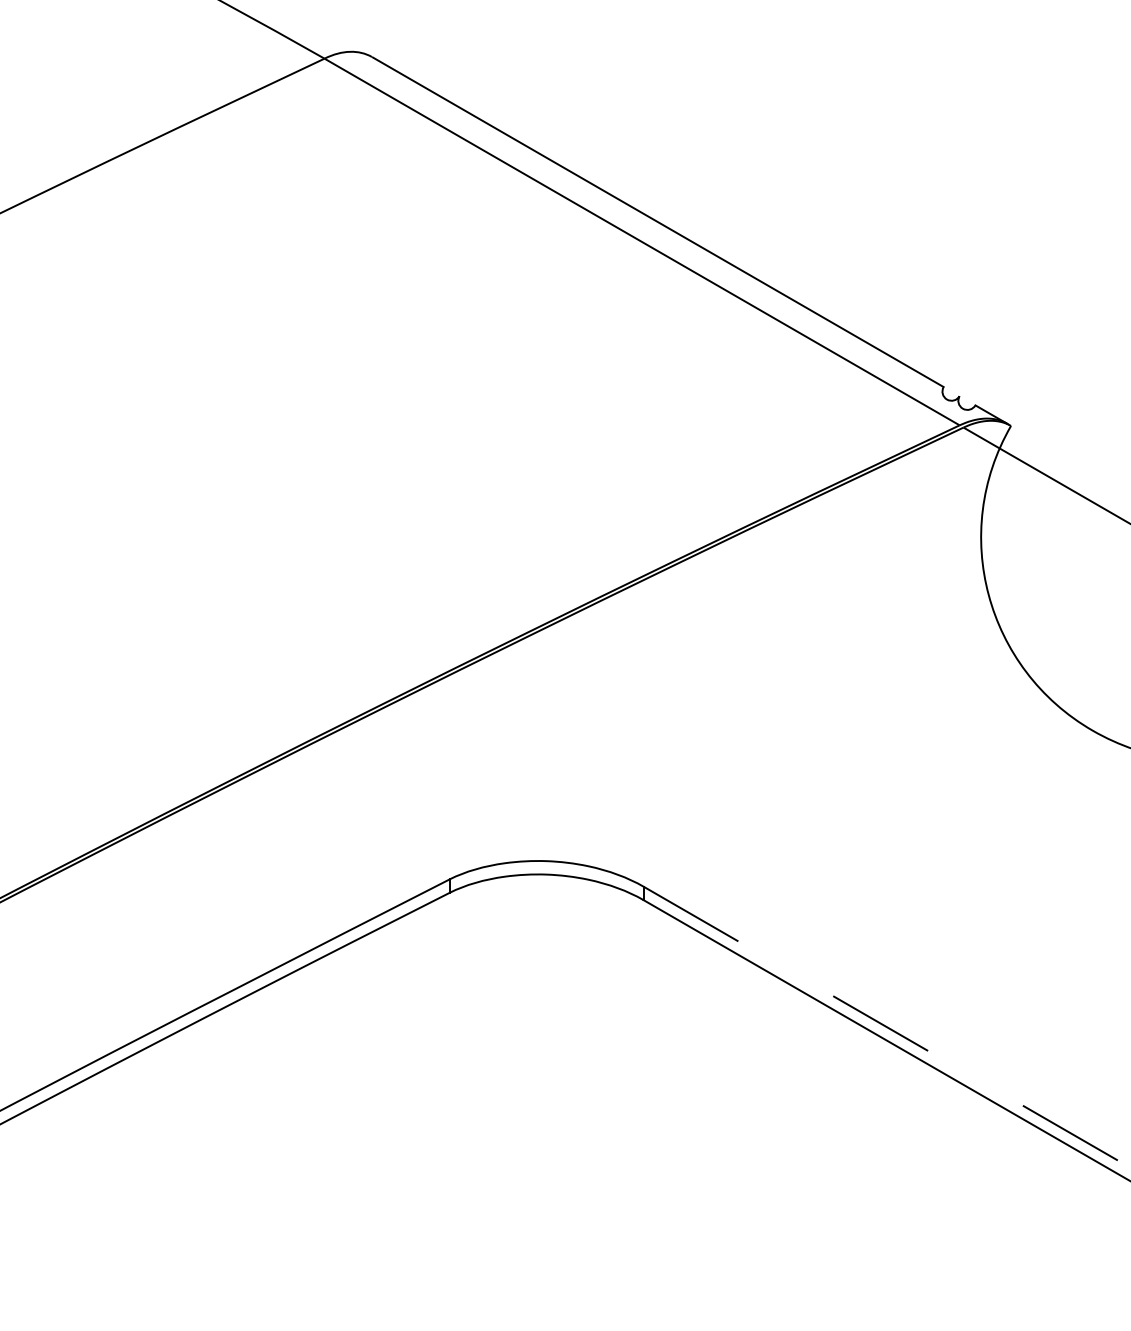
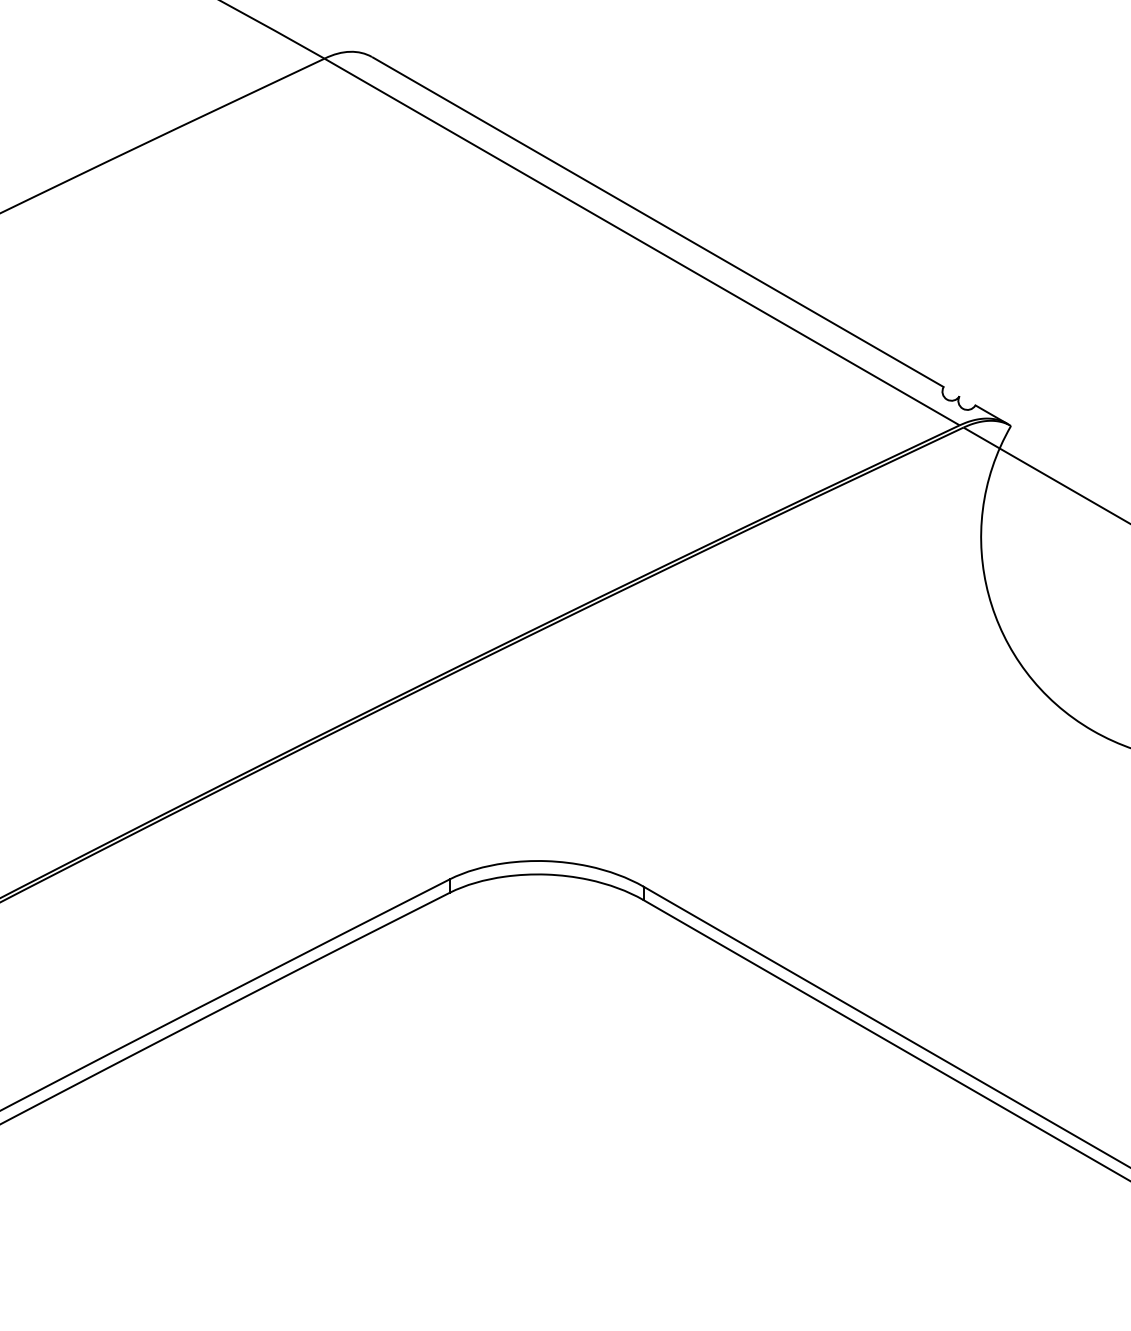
line: dashed -> solid (886, 1027)
